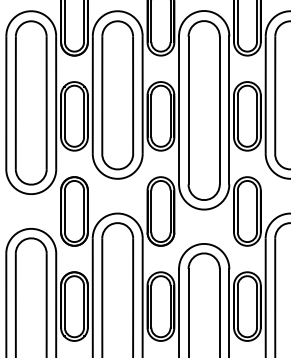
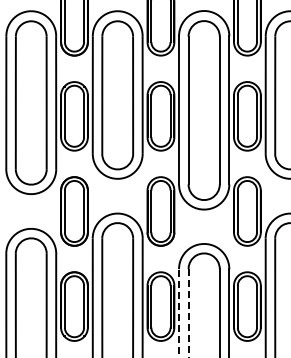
line: solid -> dashed (179, 313)
line: solid -> dashed (188, 313)
